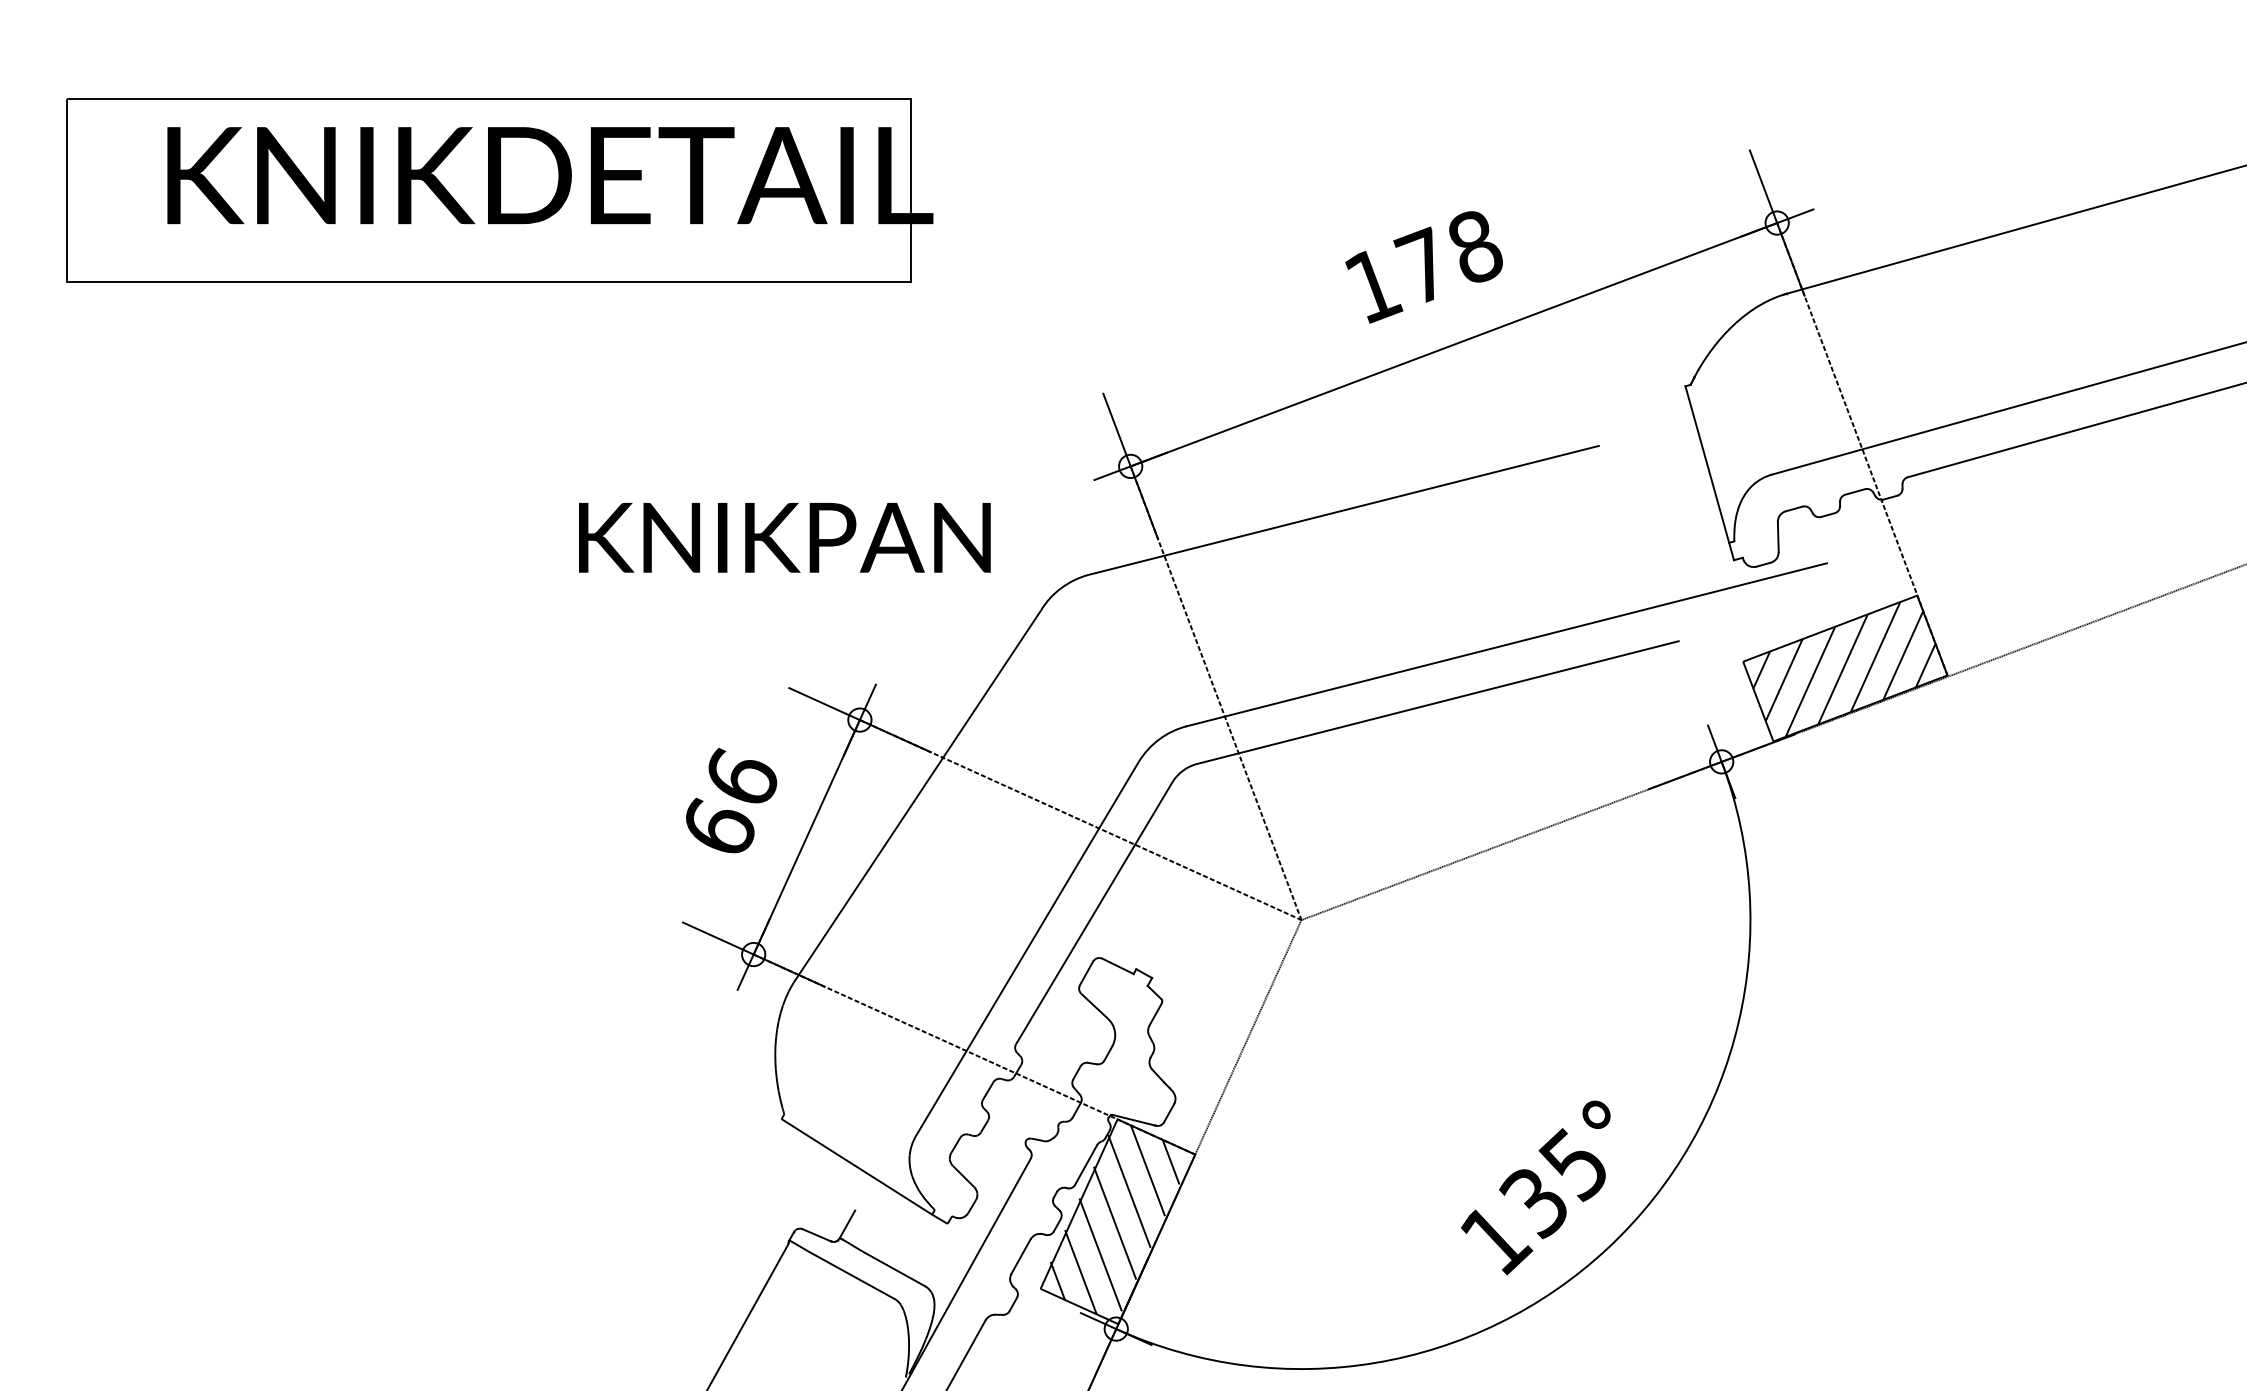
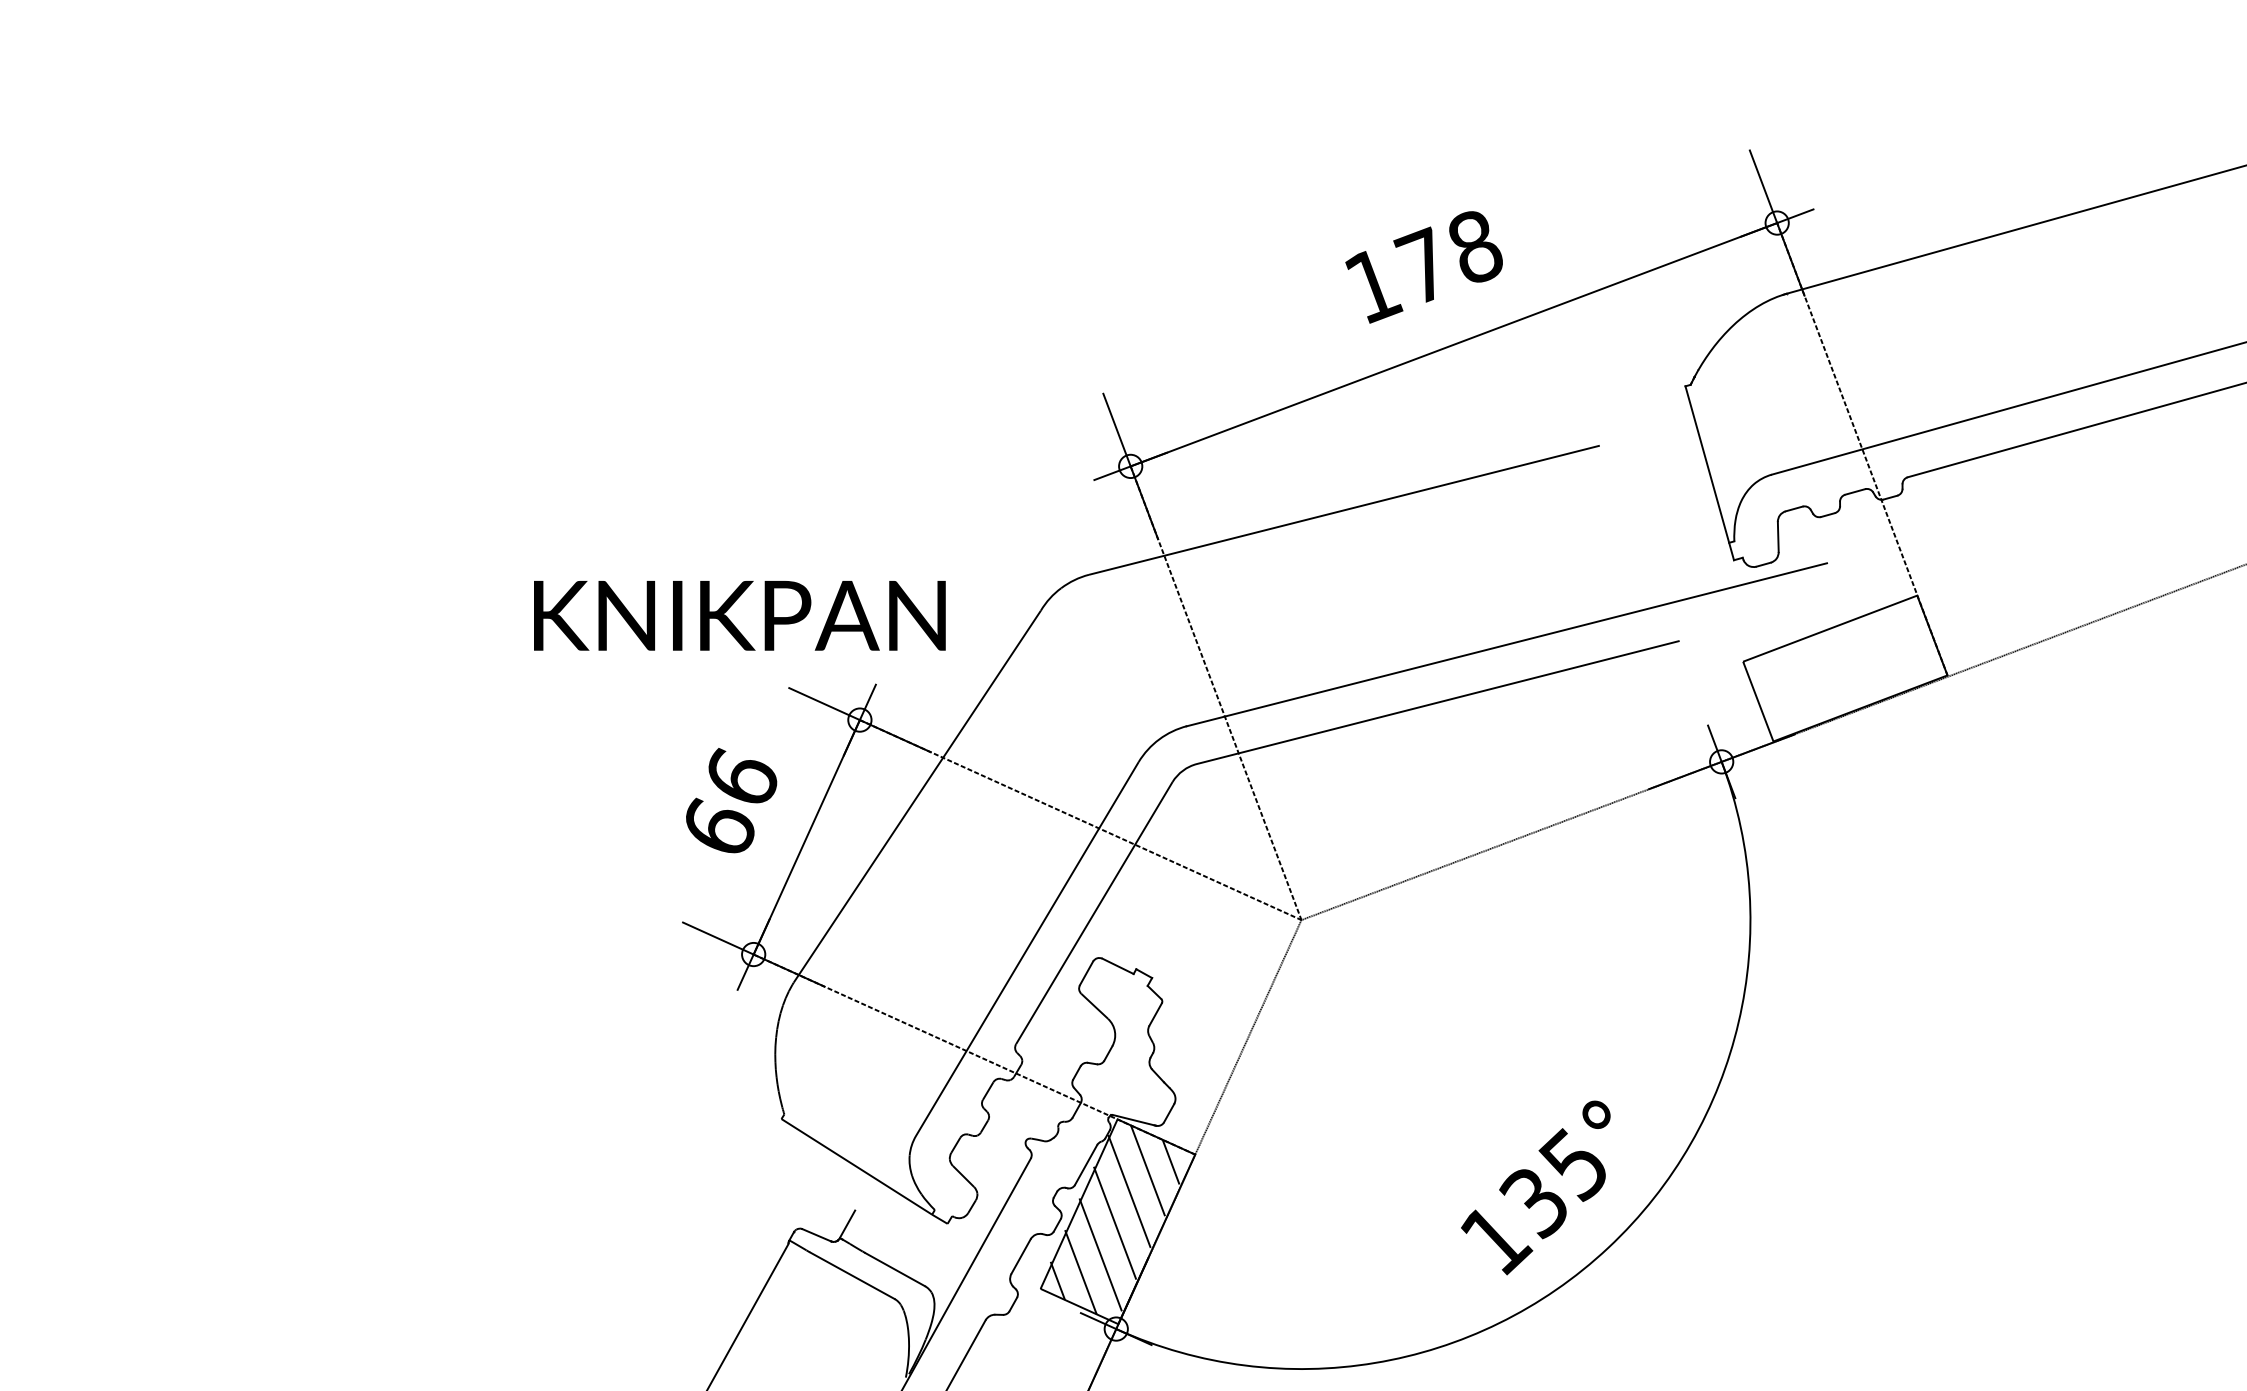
part: present -> none (499, 190)
text position: (784, 537) -> (739, 615) (739, 615)
hatch: present -> none (1844, 669)
